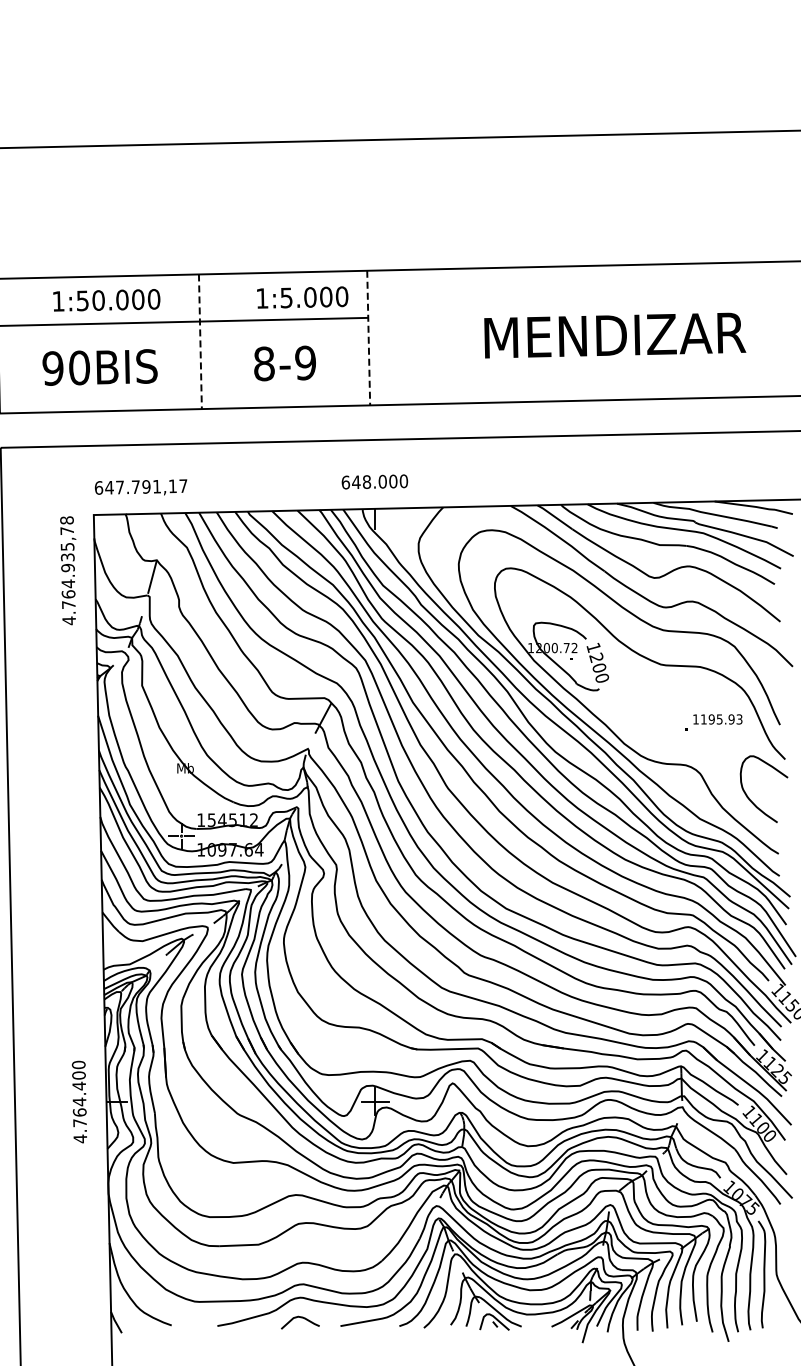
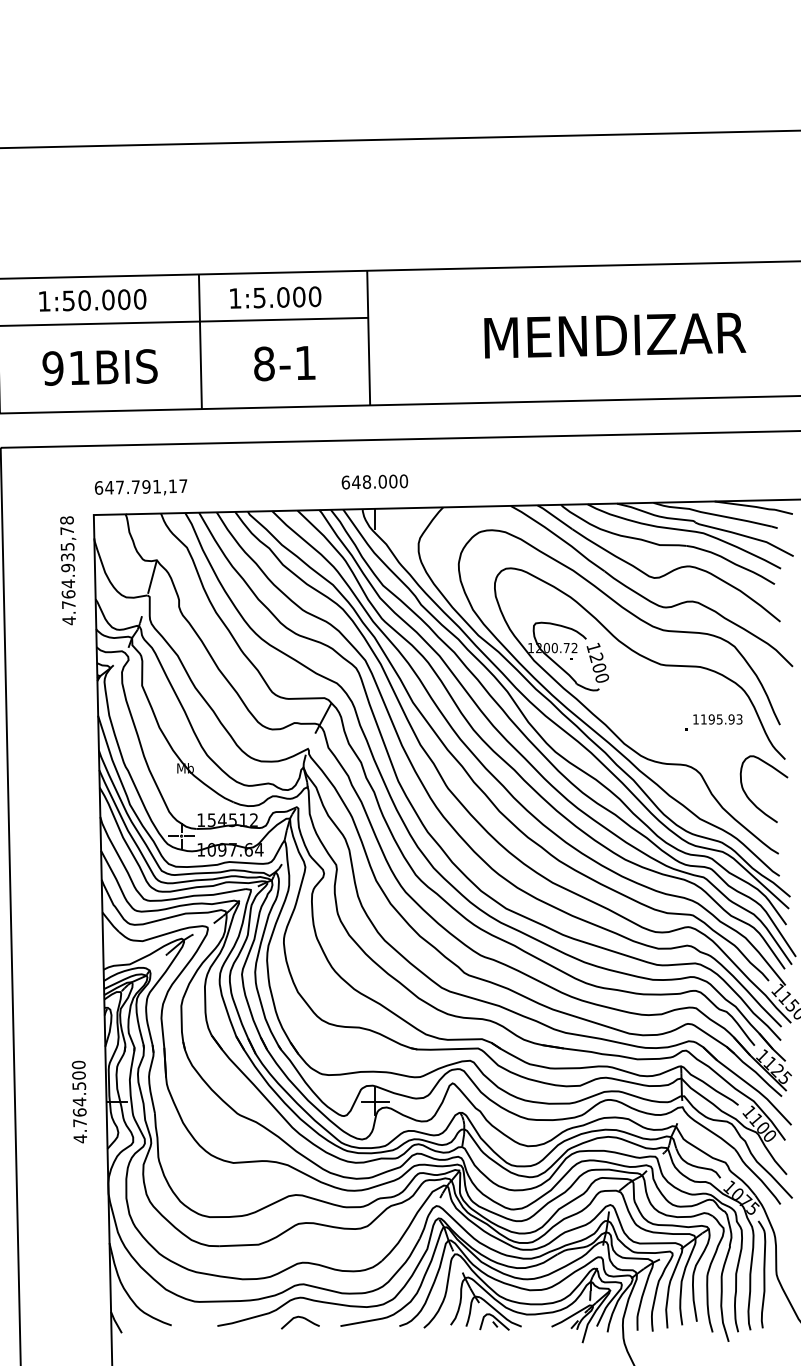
text position: (302, 297) -> (275, 297) (275, 297)
text position: (106, 300) -> (92, 300) (92, 300)
line: dashed -> solid (368, 338)
line: dashed -> solid (200, 342)
text: 8-9 -> 8-1 (305, 362)
text: 90BIS -> 91BIS (79, 367)
text: 4.764.400 -> 4.764.500 (79, 1085)
